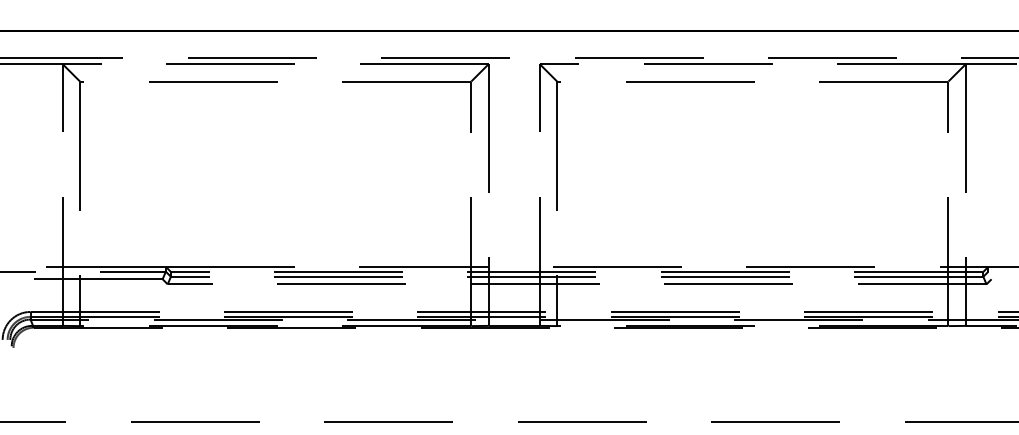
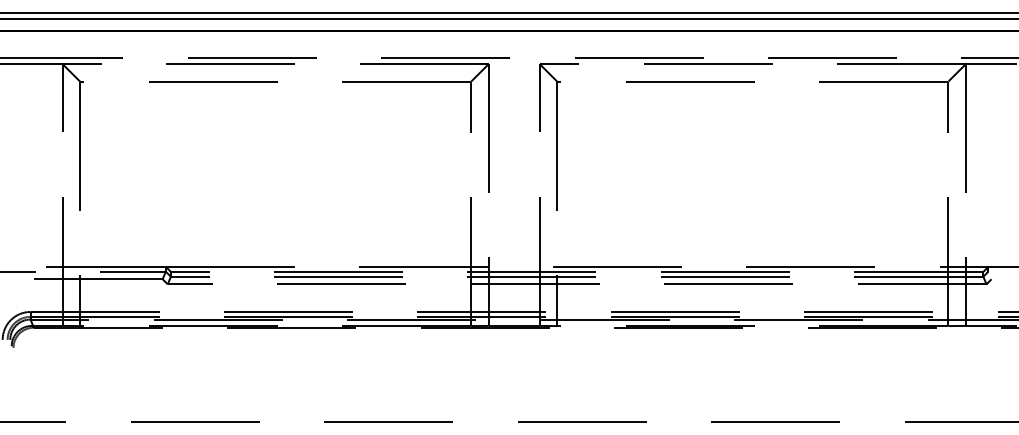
line: none -> present (508, 12)
line: none -> present (508, 18)
